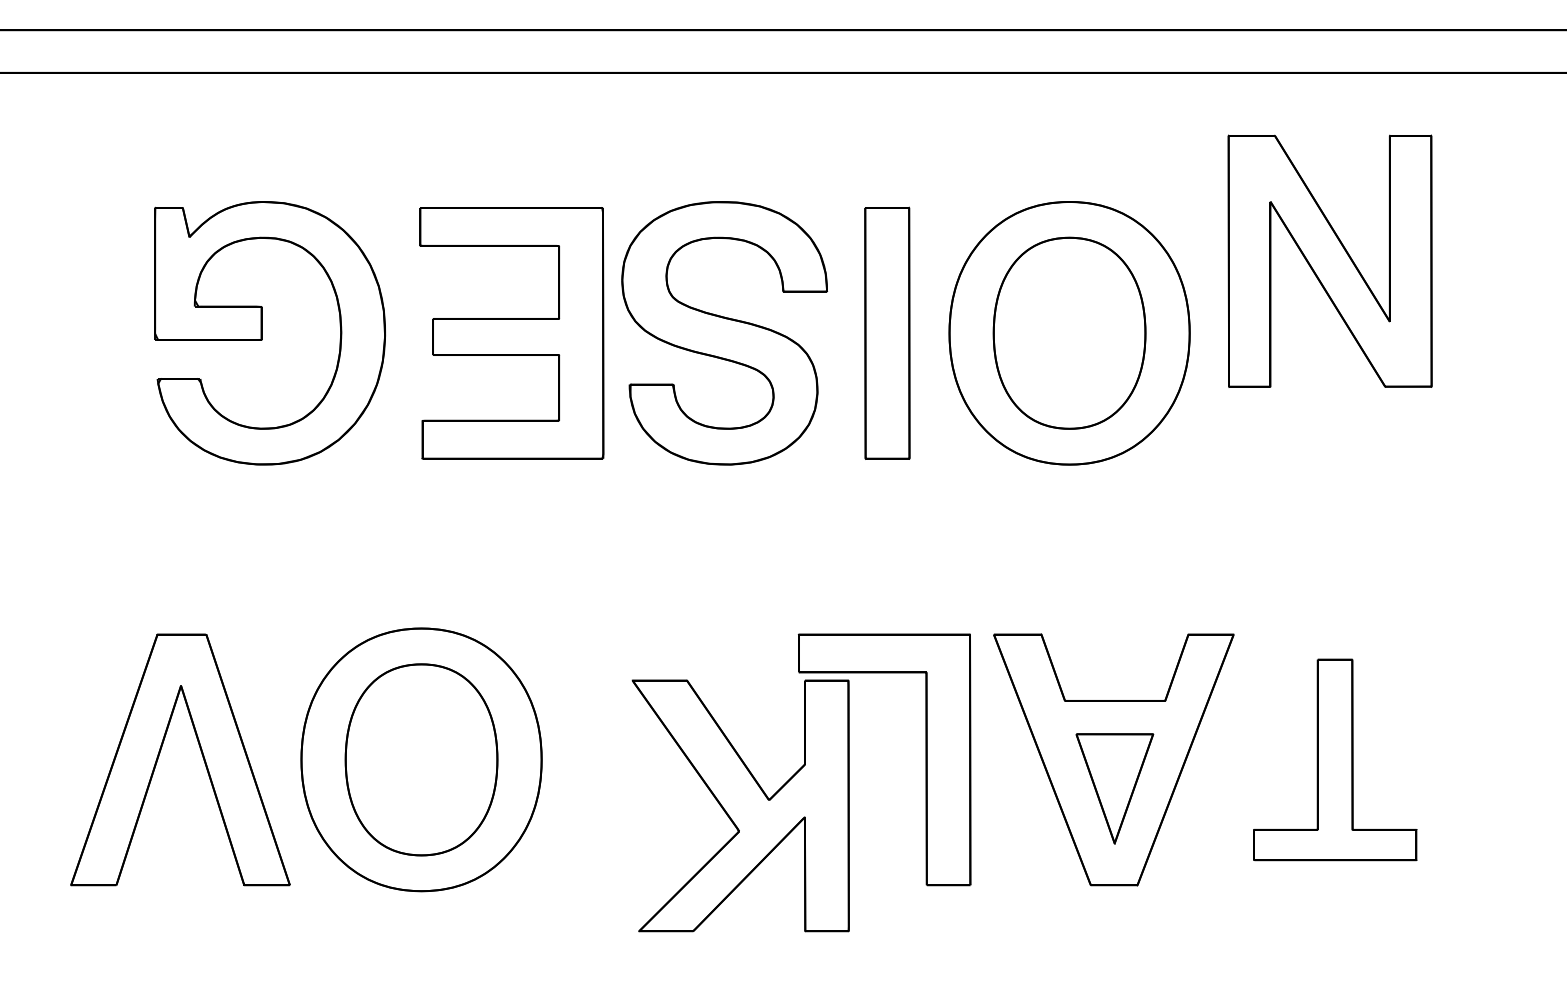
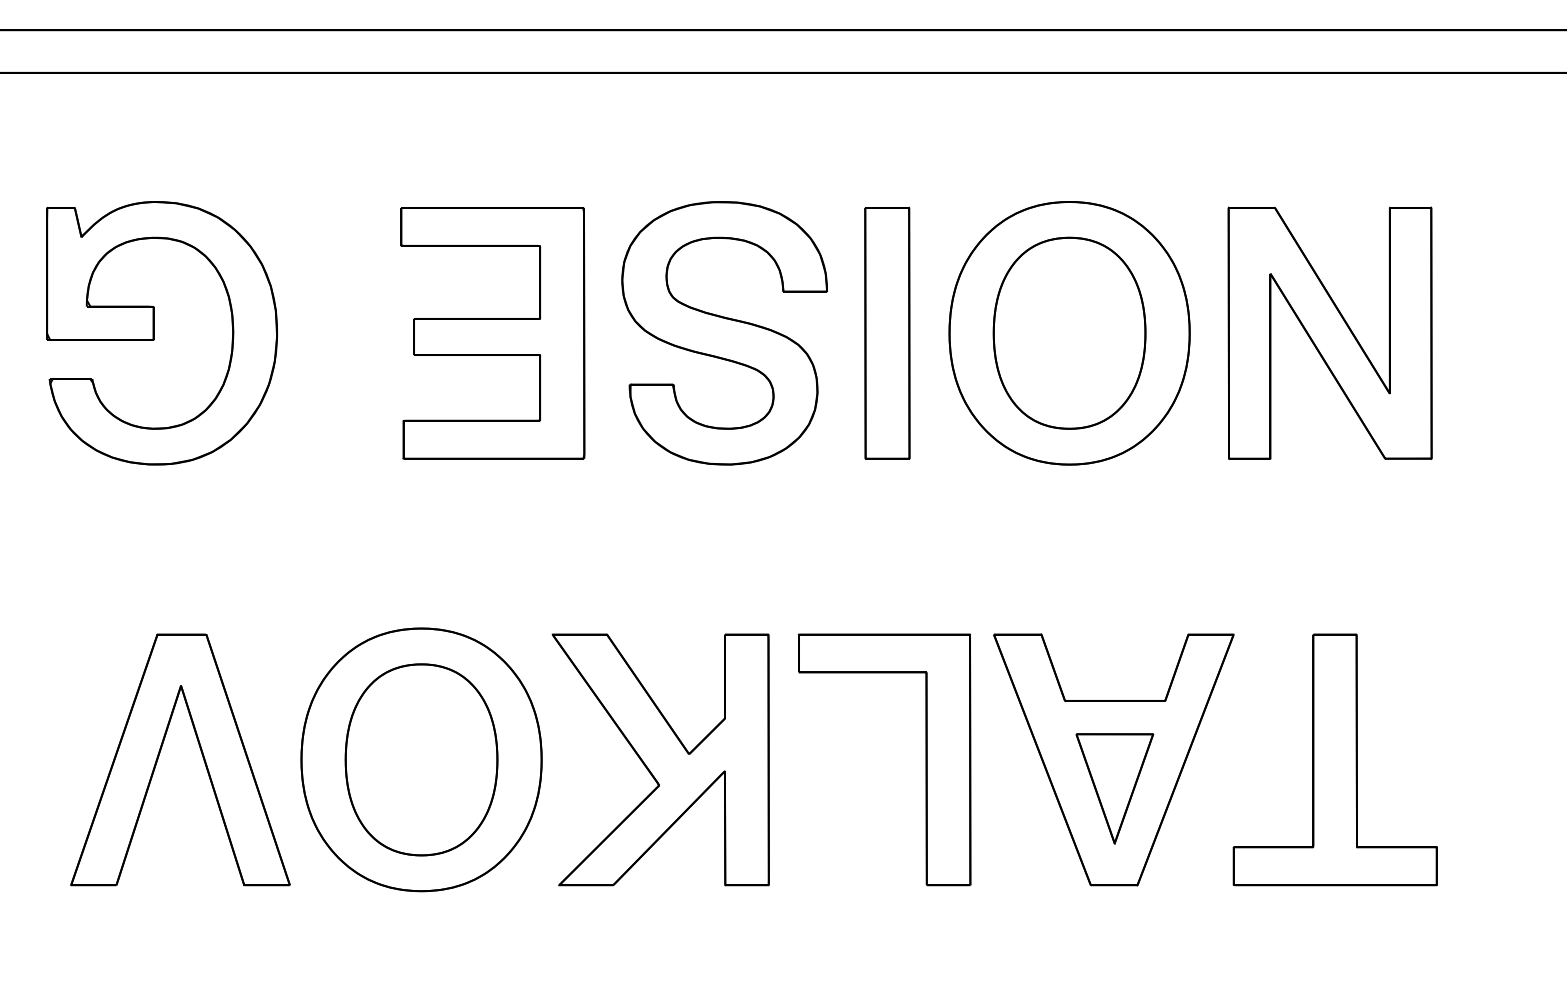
part position: (1329, 260) -> (1329, 332) (1329, 332)
part position: (262, 333) -> (154, 333) (154, 333)
part position: (511, 333) -> (492, 333) (492, 333)
part size: 165x204 px -> 206x254 px (1334, 759)
part position: (740, 805) -> (660, 759) (660, 759)
